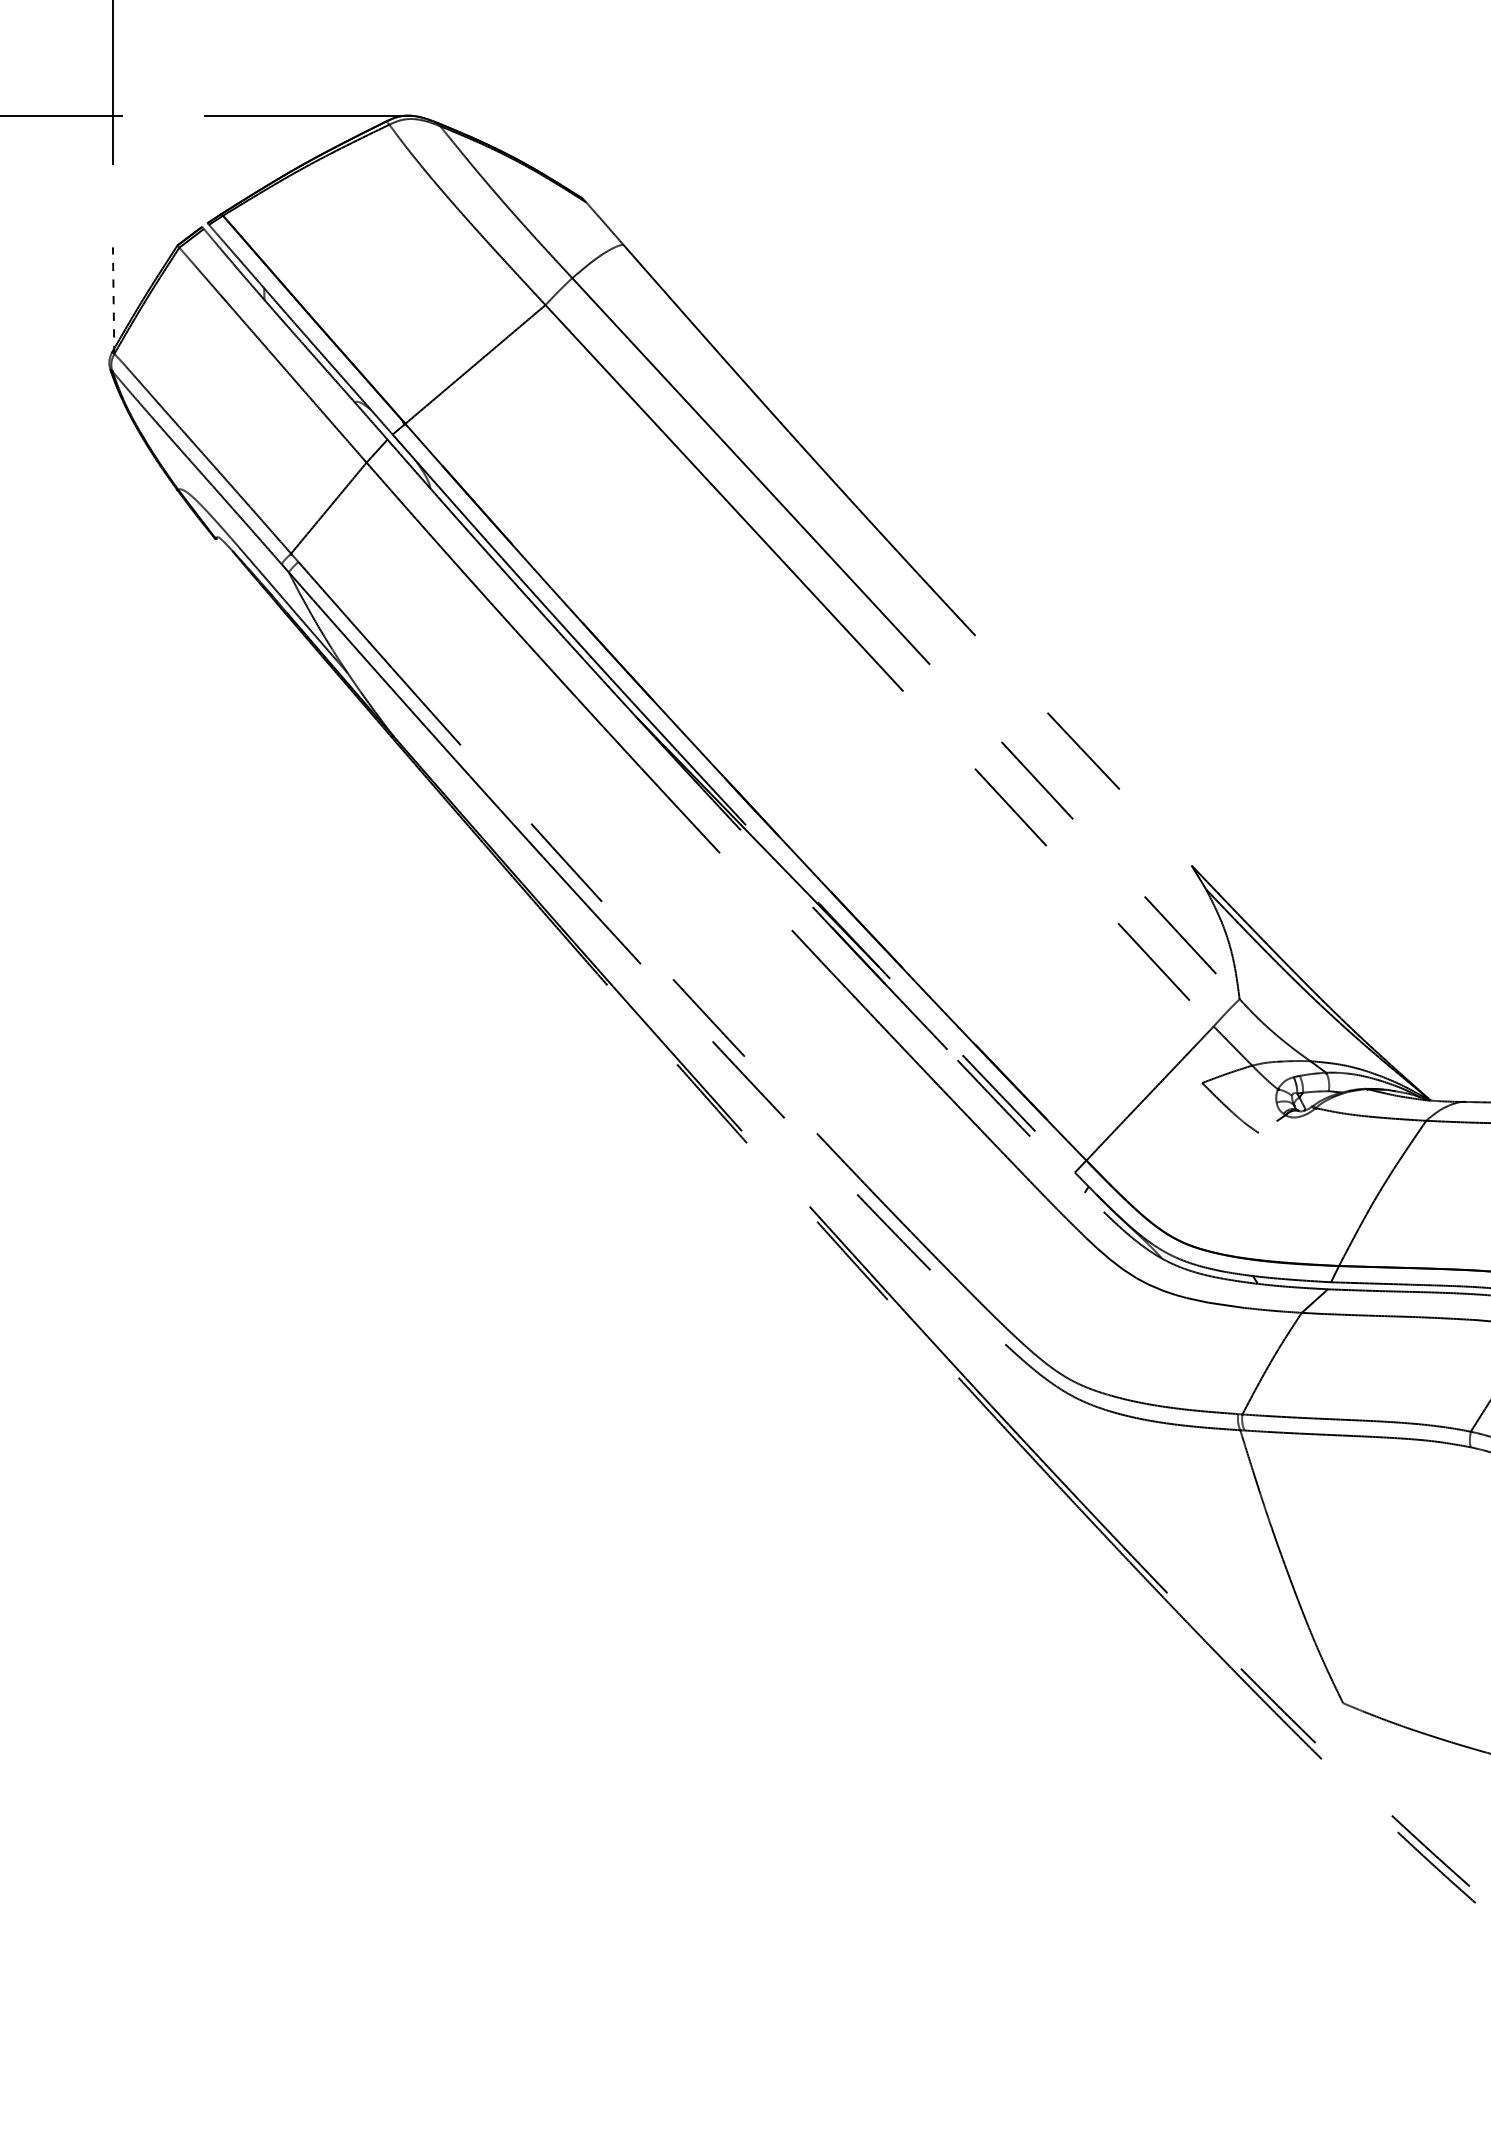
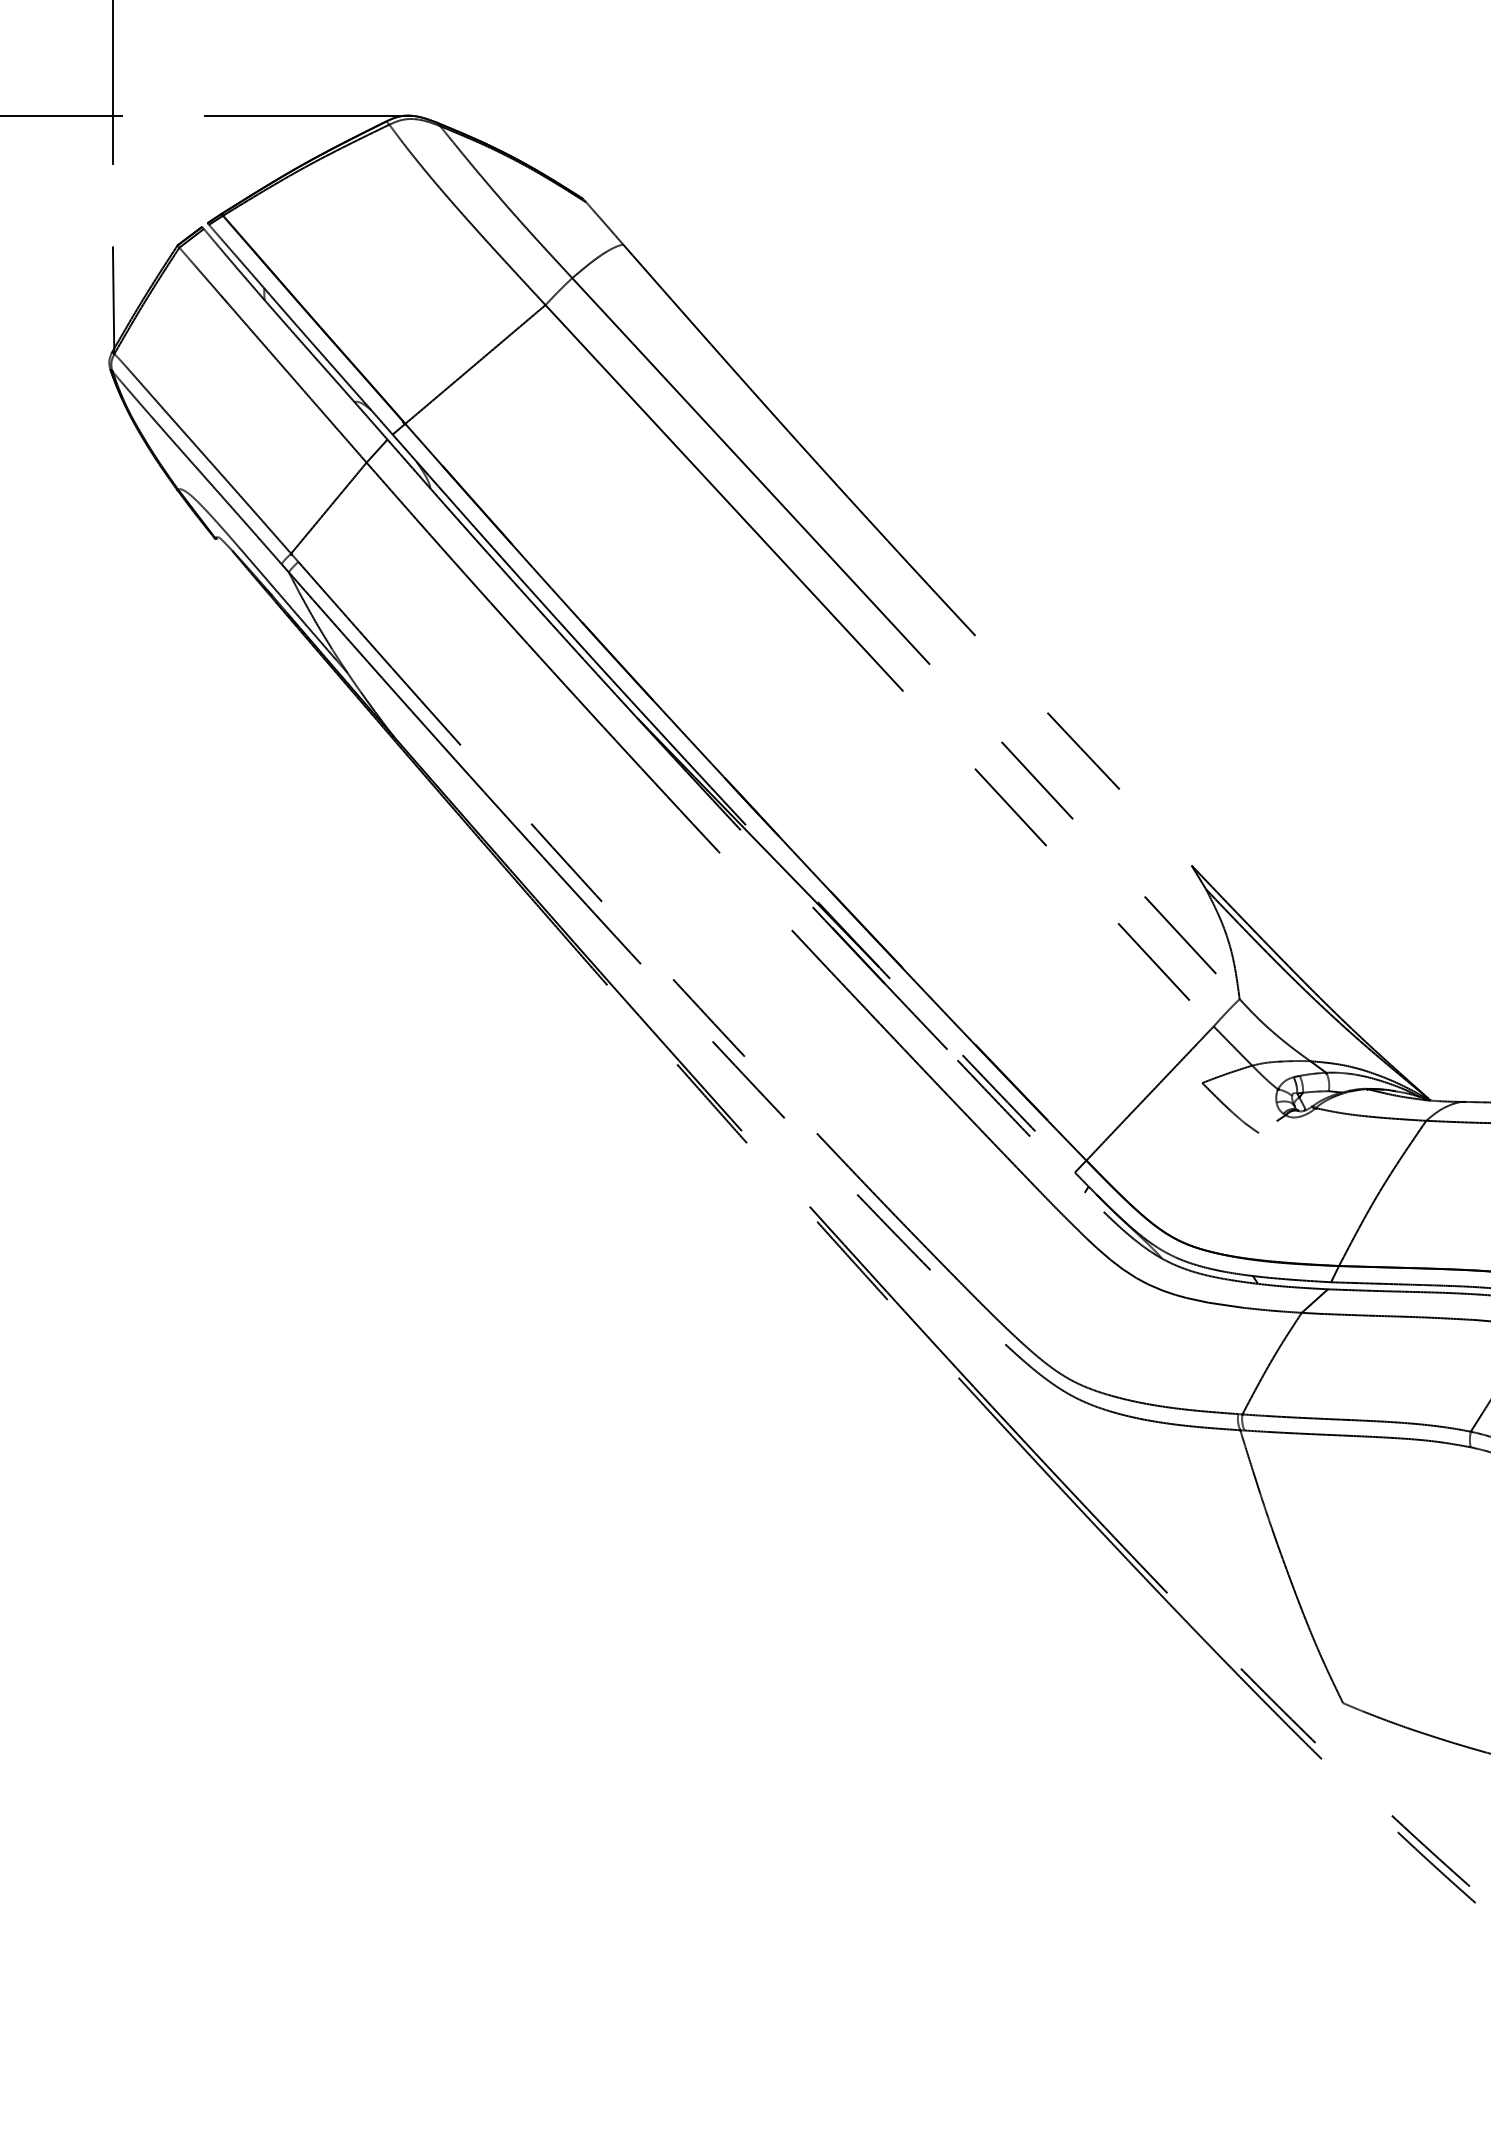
line: dashed -> solid (113, 300)
